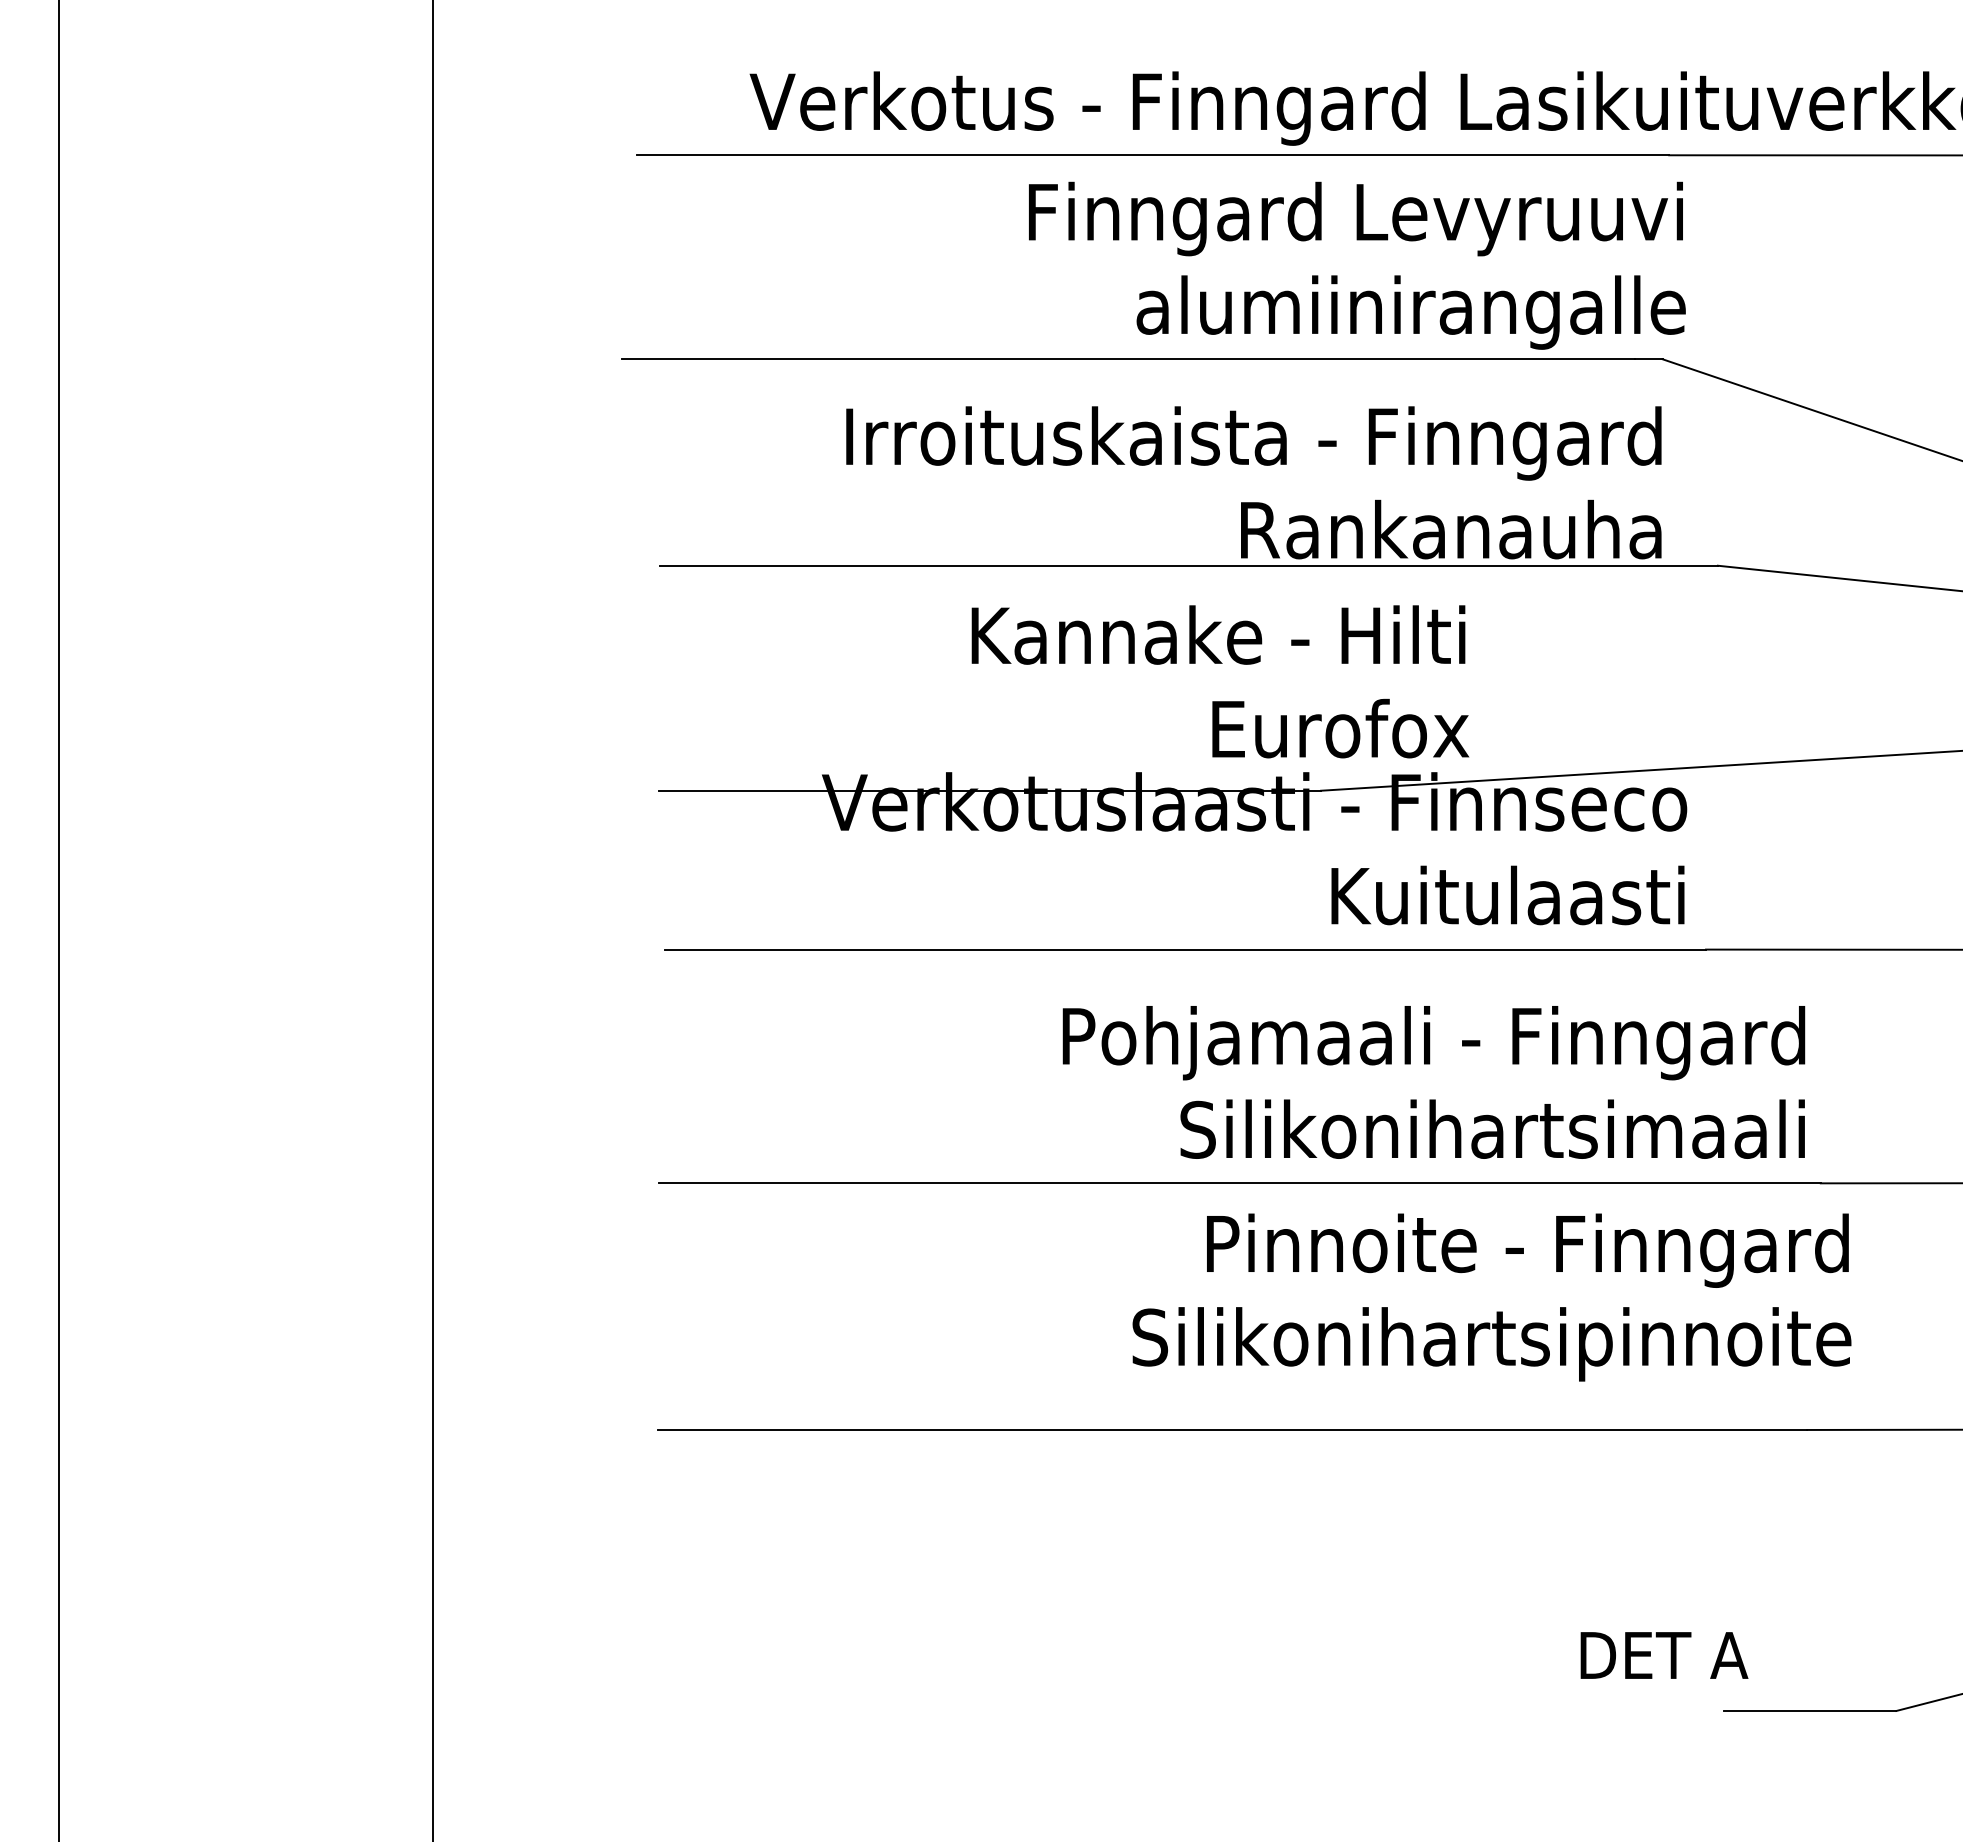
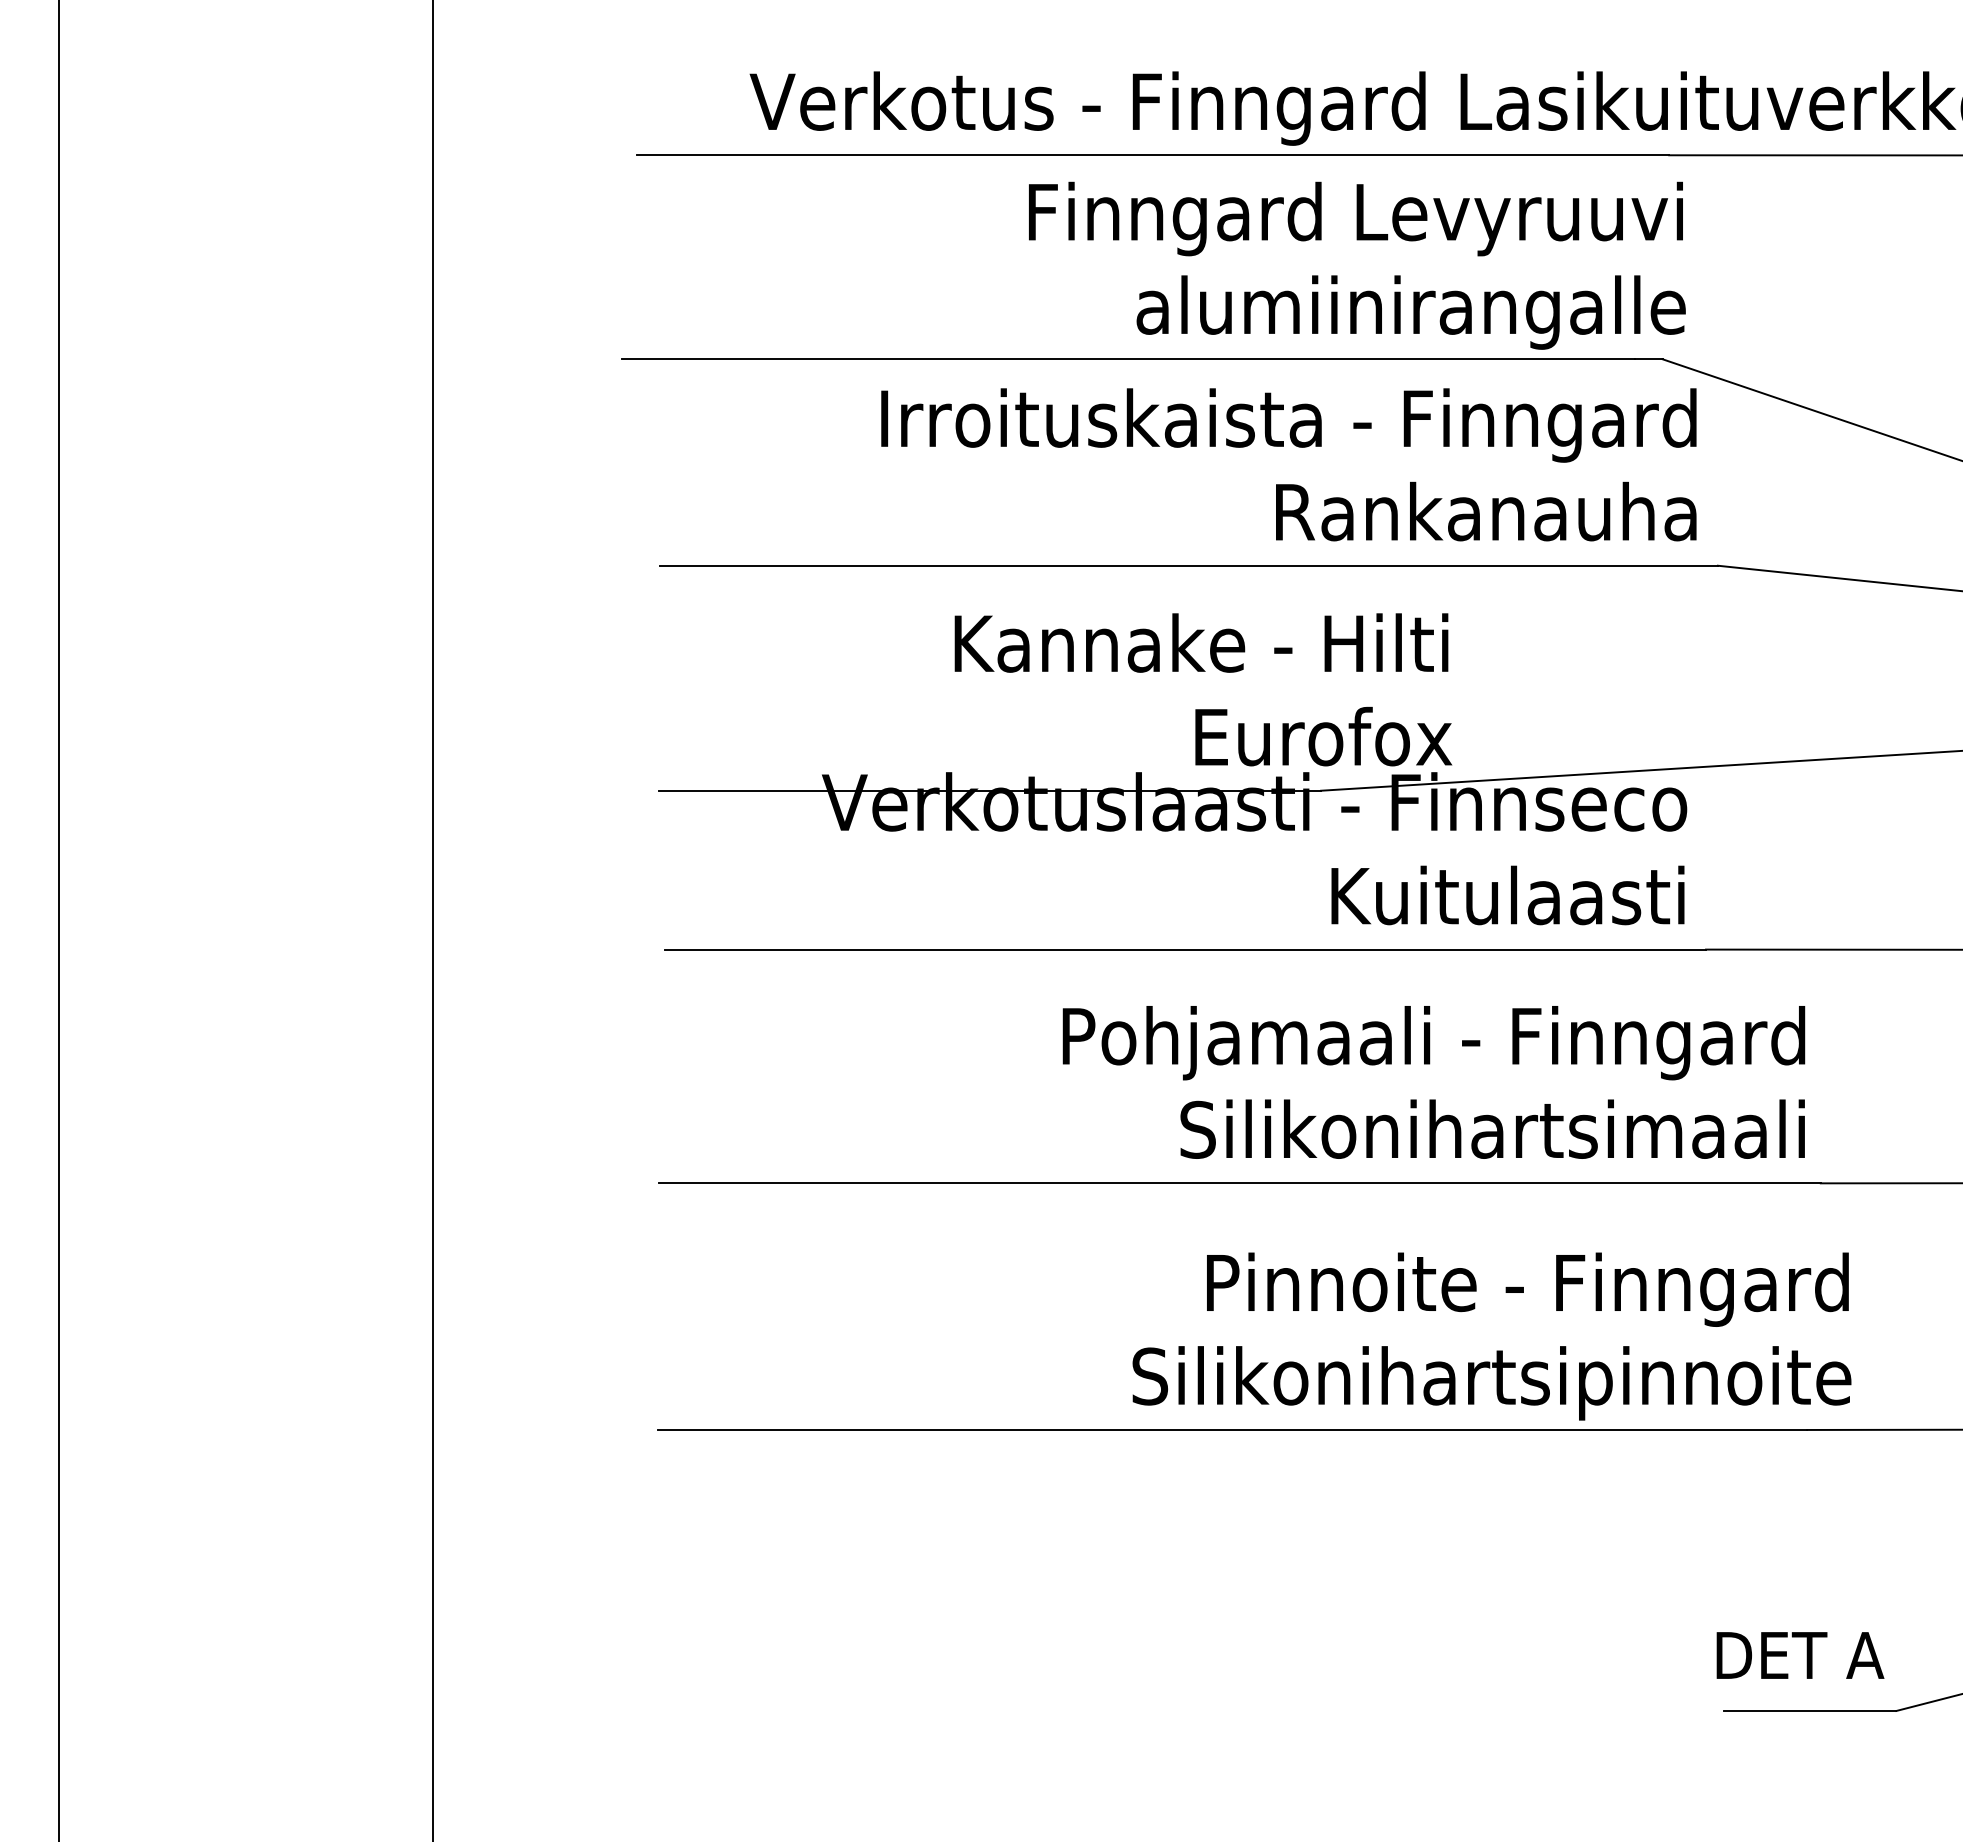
text position: (1253, 482) -> (1288, 464) (1288, 464)
text position: (1220, 681) -> (1203, 689) (1203, 689)
text position: (1491, 1297) -> (1491, 1336) (1491, 1336)
text position: (1664, 1655) -> (1800, 1655) (1800, 1655)
